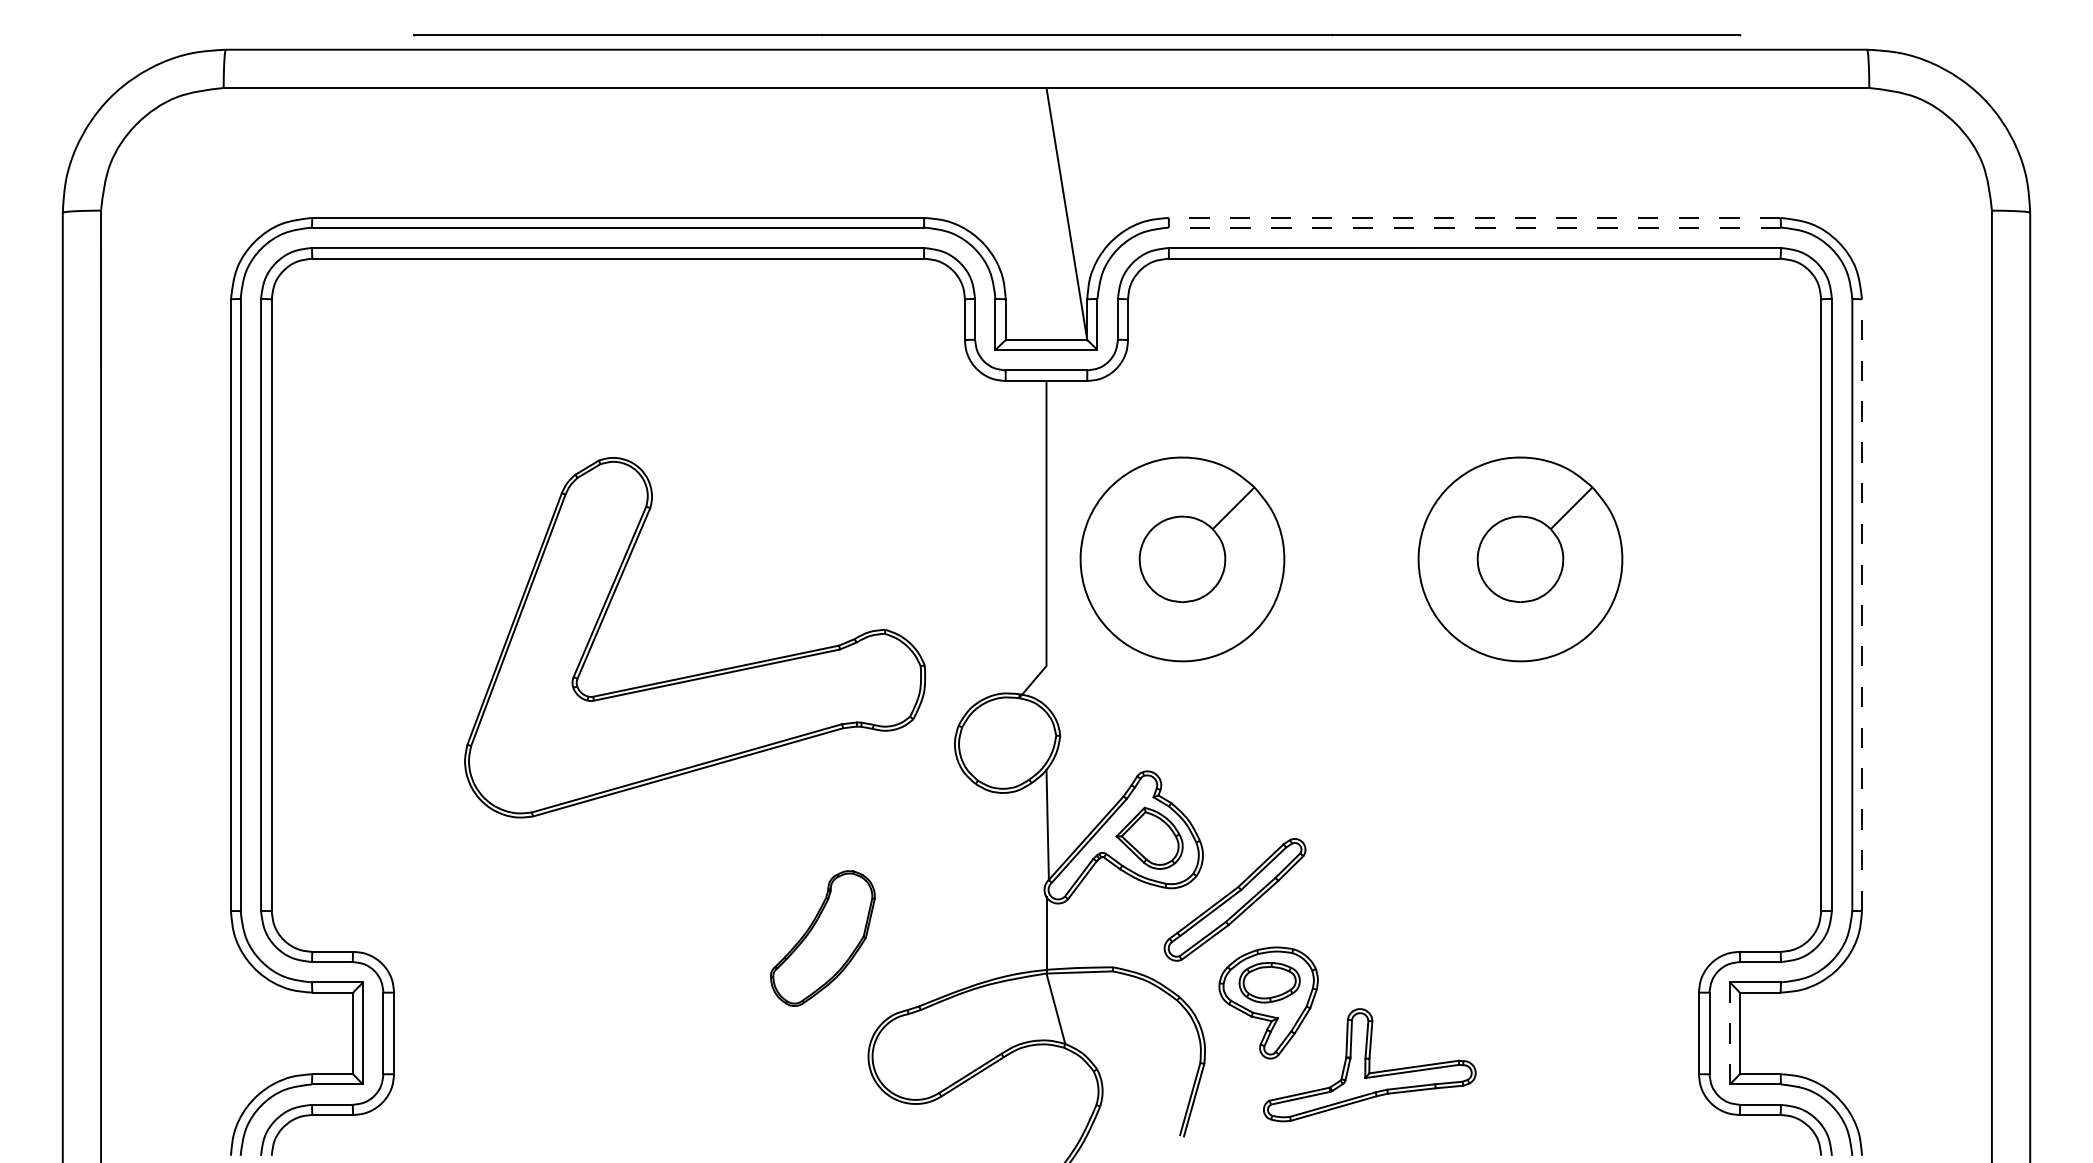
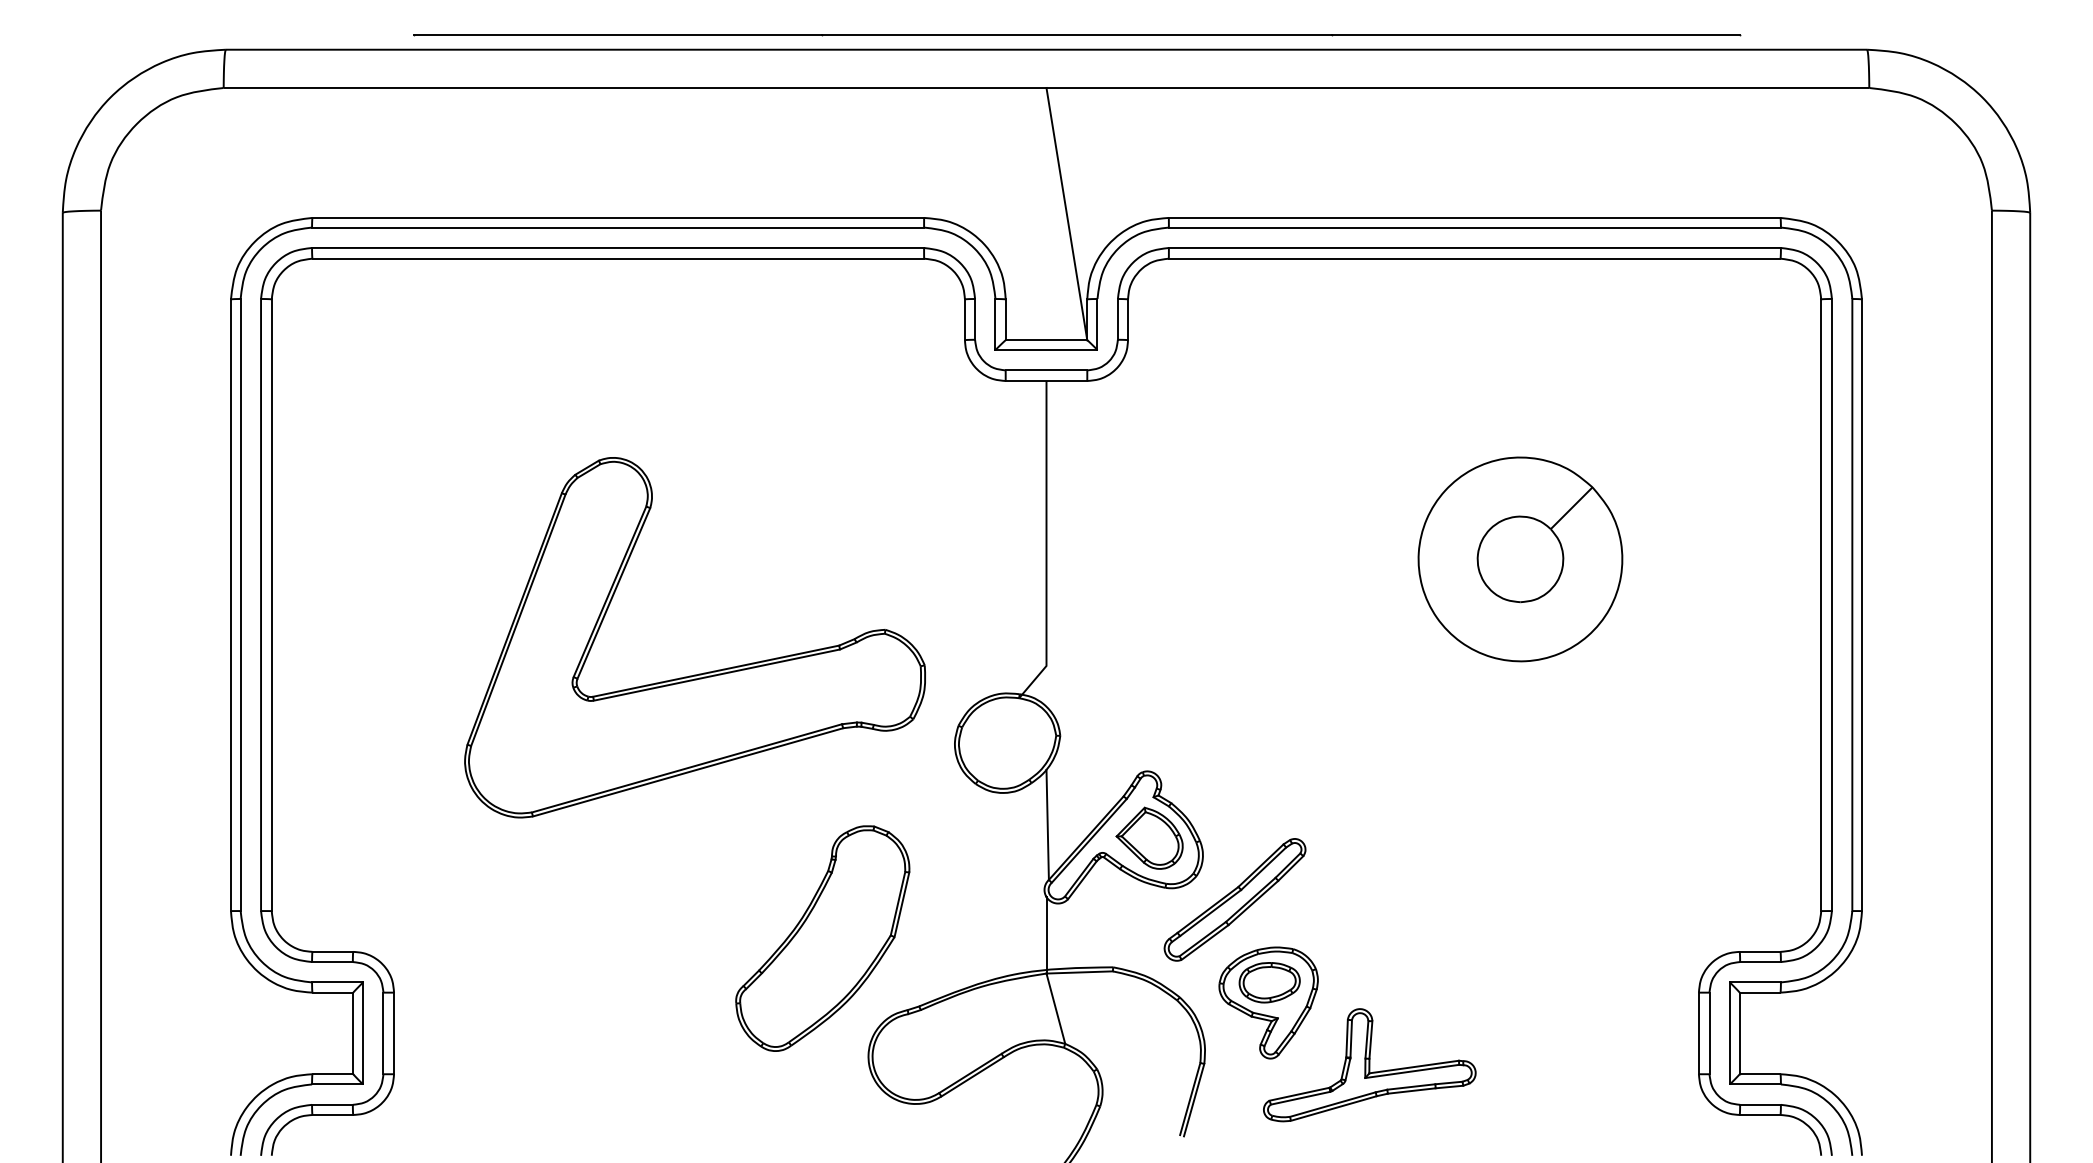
line: dashed -> solid (1474, 217)
line: dashed -> solid (1474, 227)
part: present -> none (1182, 559)
line: dashed -> solid (1862, 605)
part size: 106x137 px -> 176x227 px (822, 938)
line: dashed -> solid (1729, 1032)
